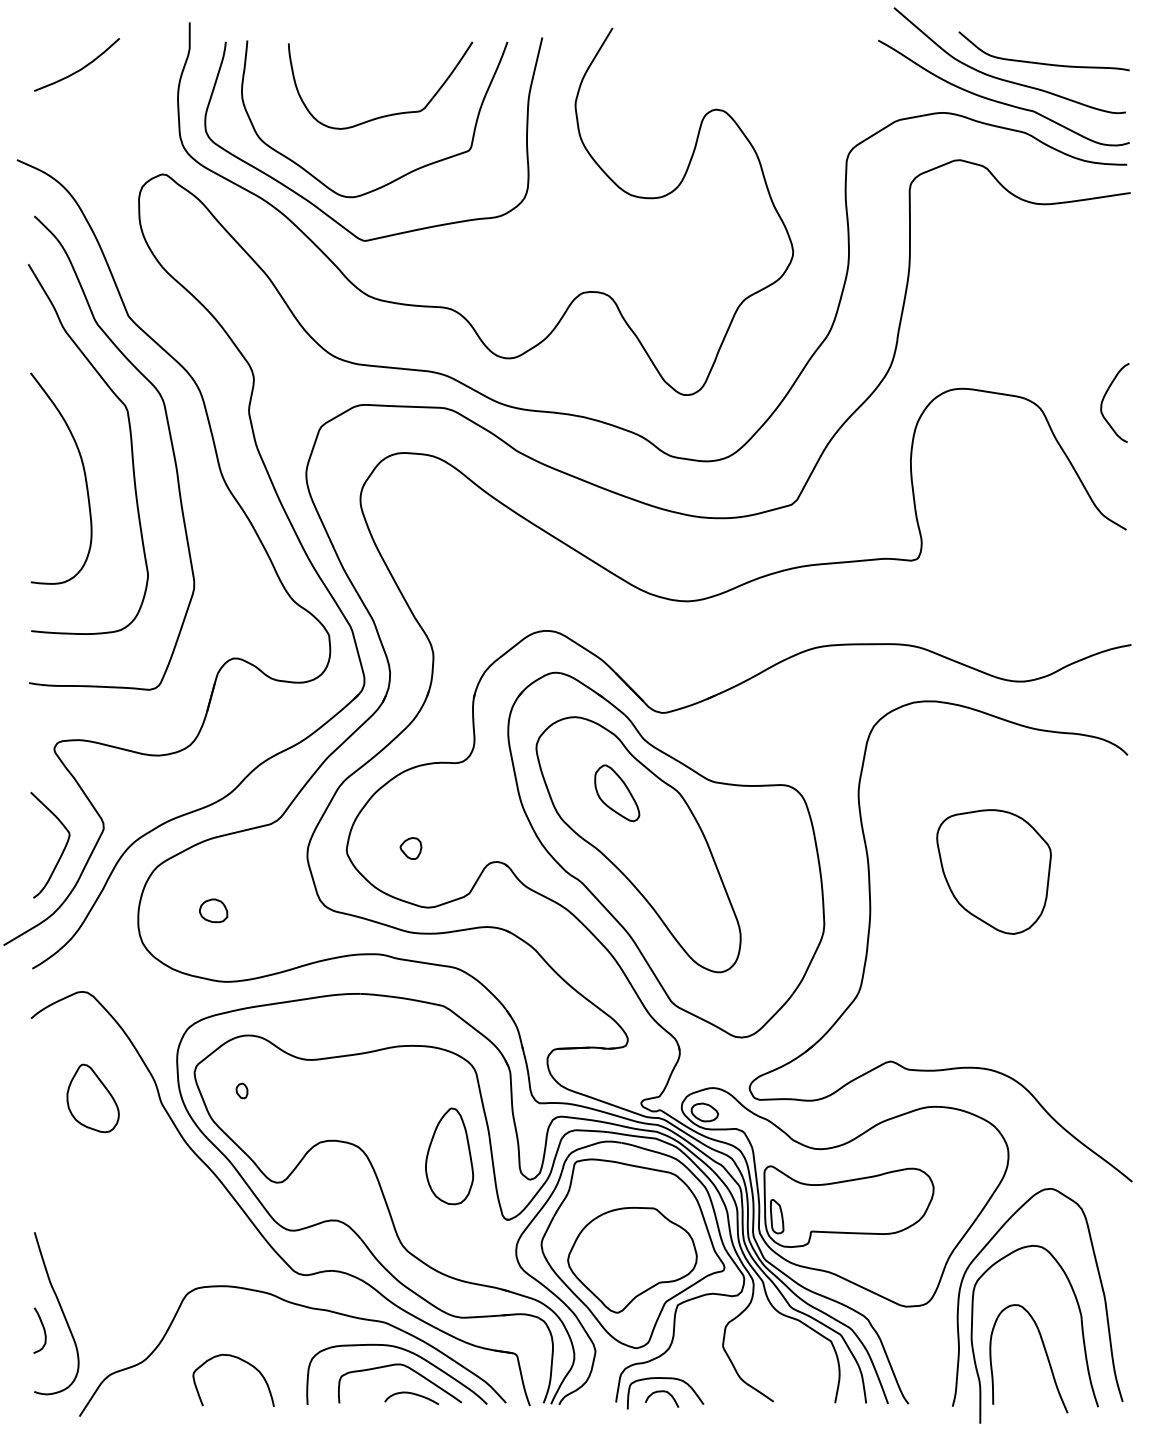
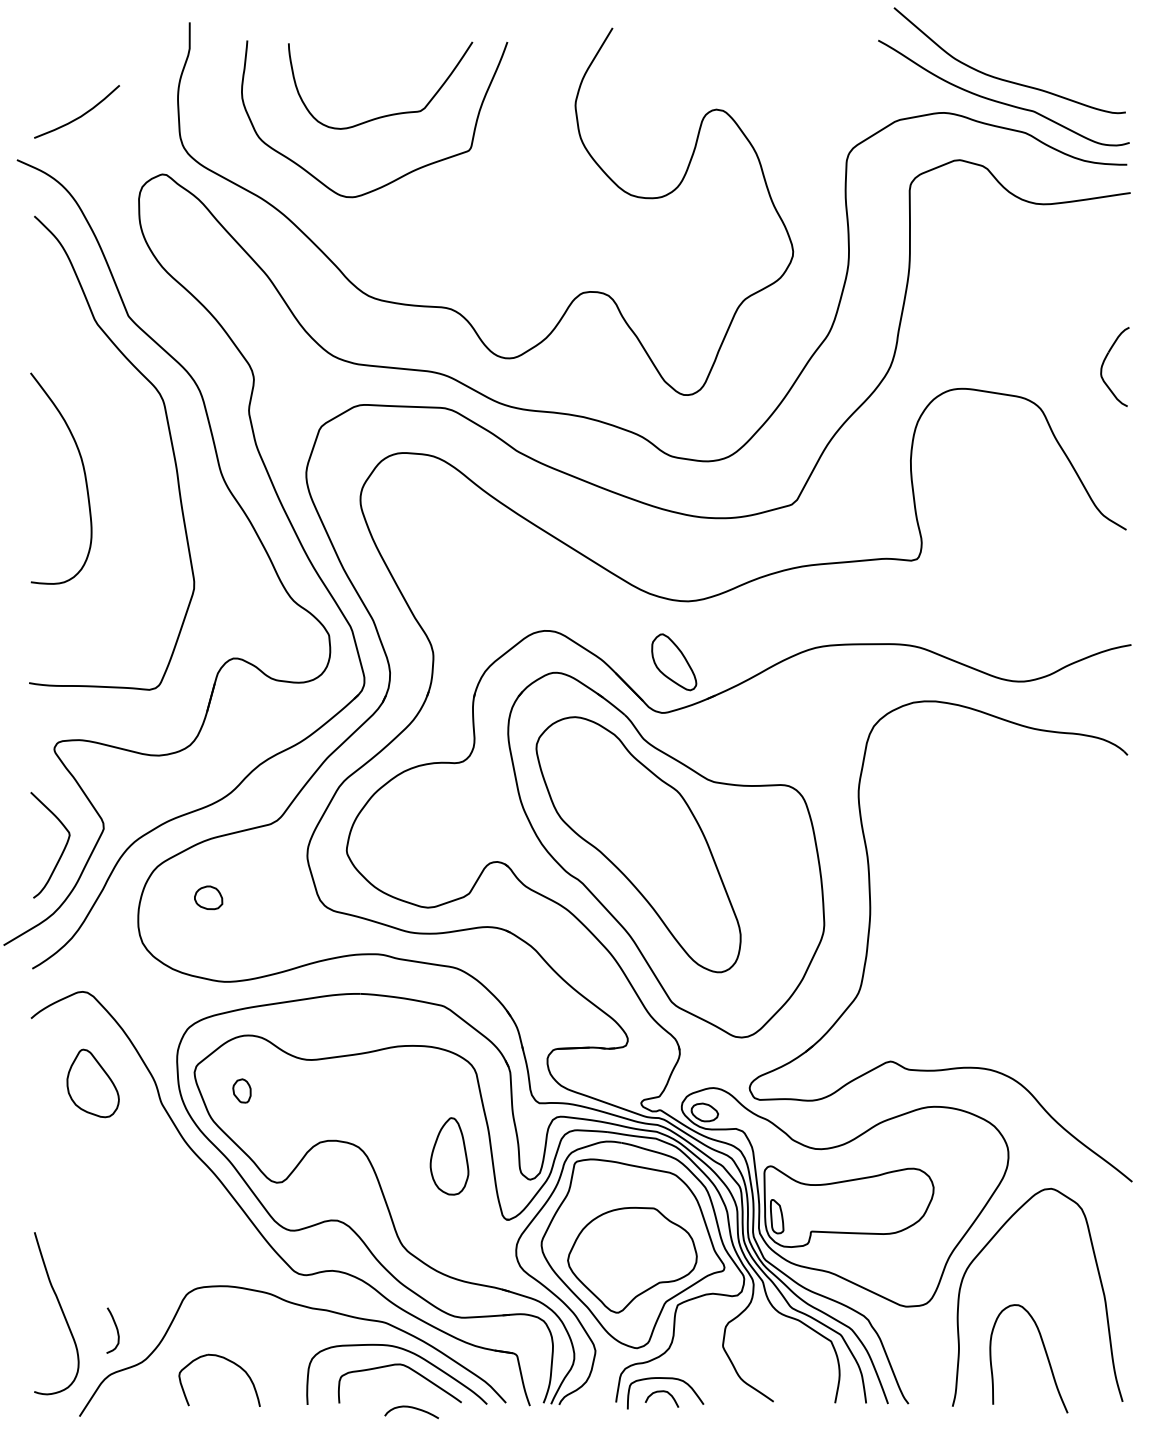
curve: present -> none (1041, 62)
curve position: (78, 69) -> (78, 116) (78, 116)
curve: present -> none (320, 208)
part position: (1104, 398) -> (1104, 362) (1104, 362)
curve: present -> none (130, 445)
part position: (617, 793) -> (674, 662) (674, 662)
part: present -> none (410, 848)
part: present -> none (993, 871)
part position: (213, 910) -> (208, 897) (208, 897)
part size: 14x18 px -> 20x26 px (241, 1090)
part position: (92, 1098) -> (92, 1083) (92, 1083)
part size: 49x99 px -> 41x79 px (449, 1156)
curve position: (43, 1330) -> (116, 1330) (116, 1330)
curve: present -> none (1081, 1331)
part position: (242, 1361) -> (228, 1361) (228, 1361)
curve position: (411, 1394) -> (411, 1408) (411, 1408)
